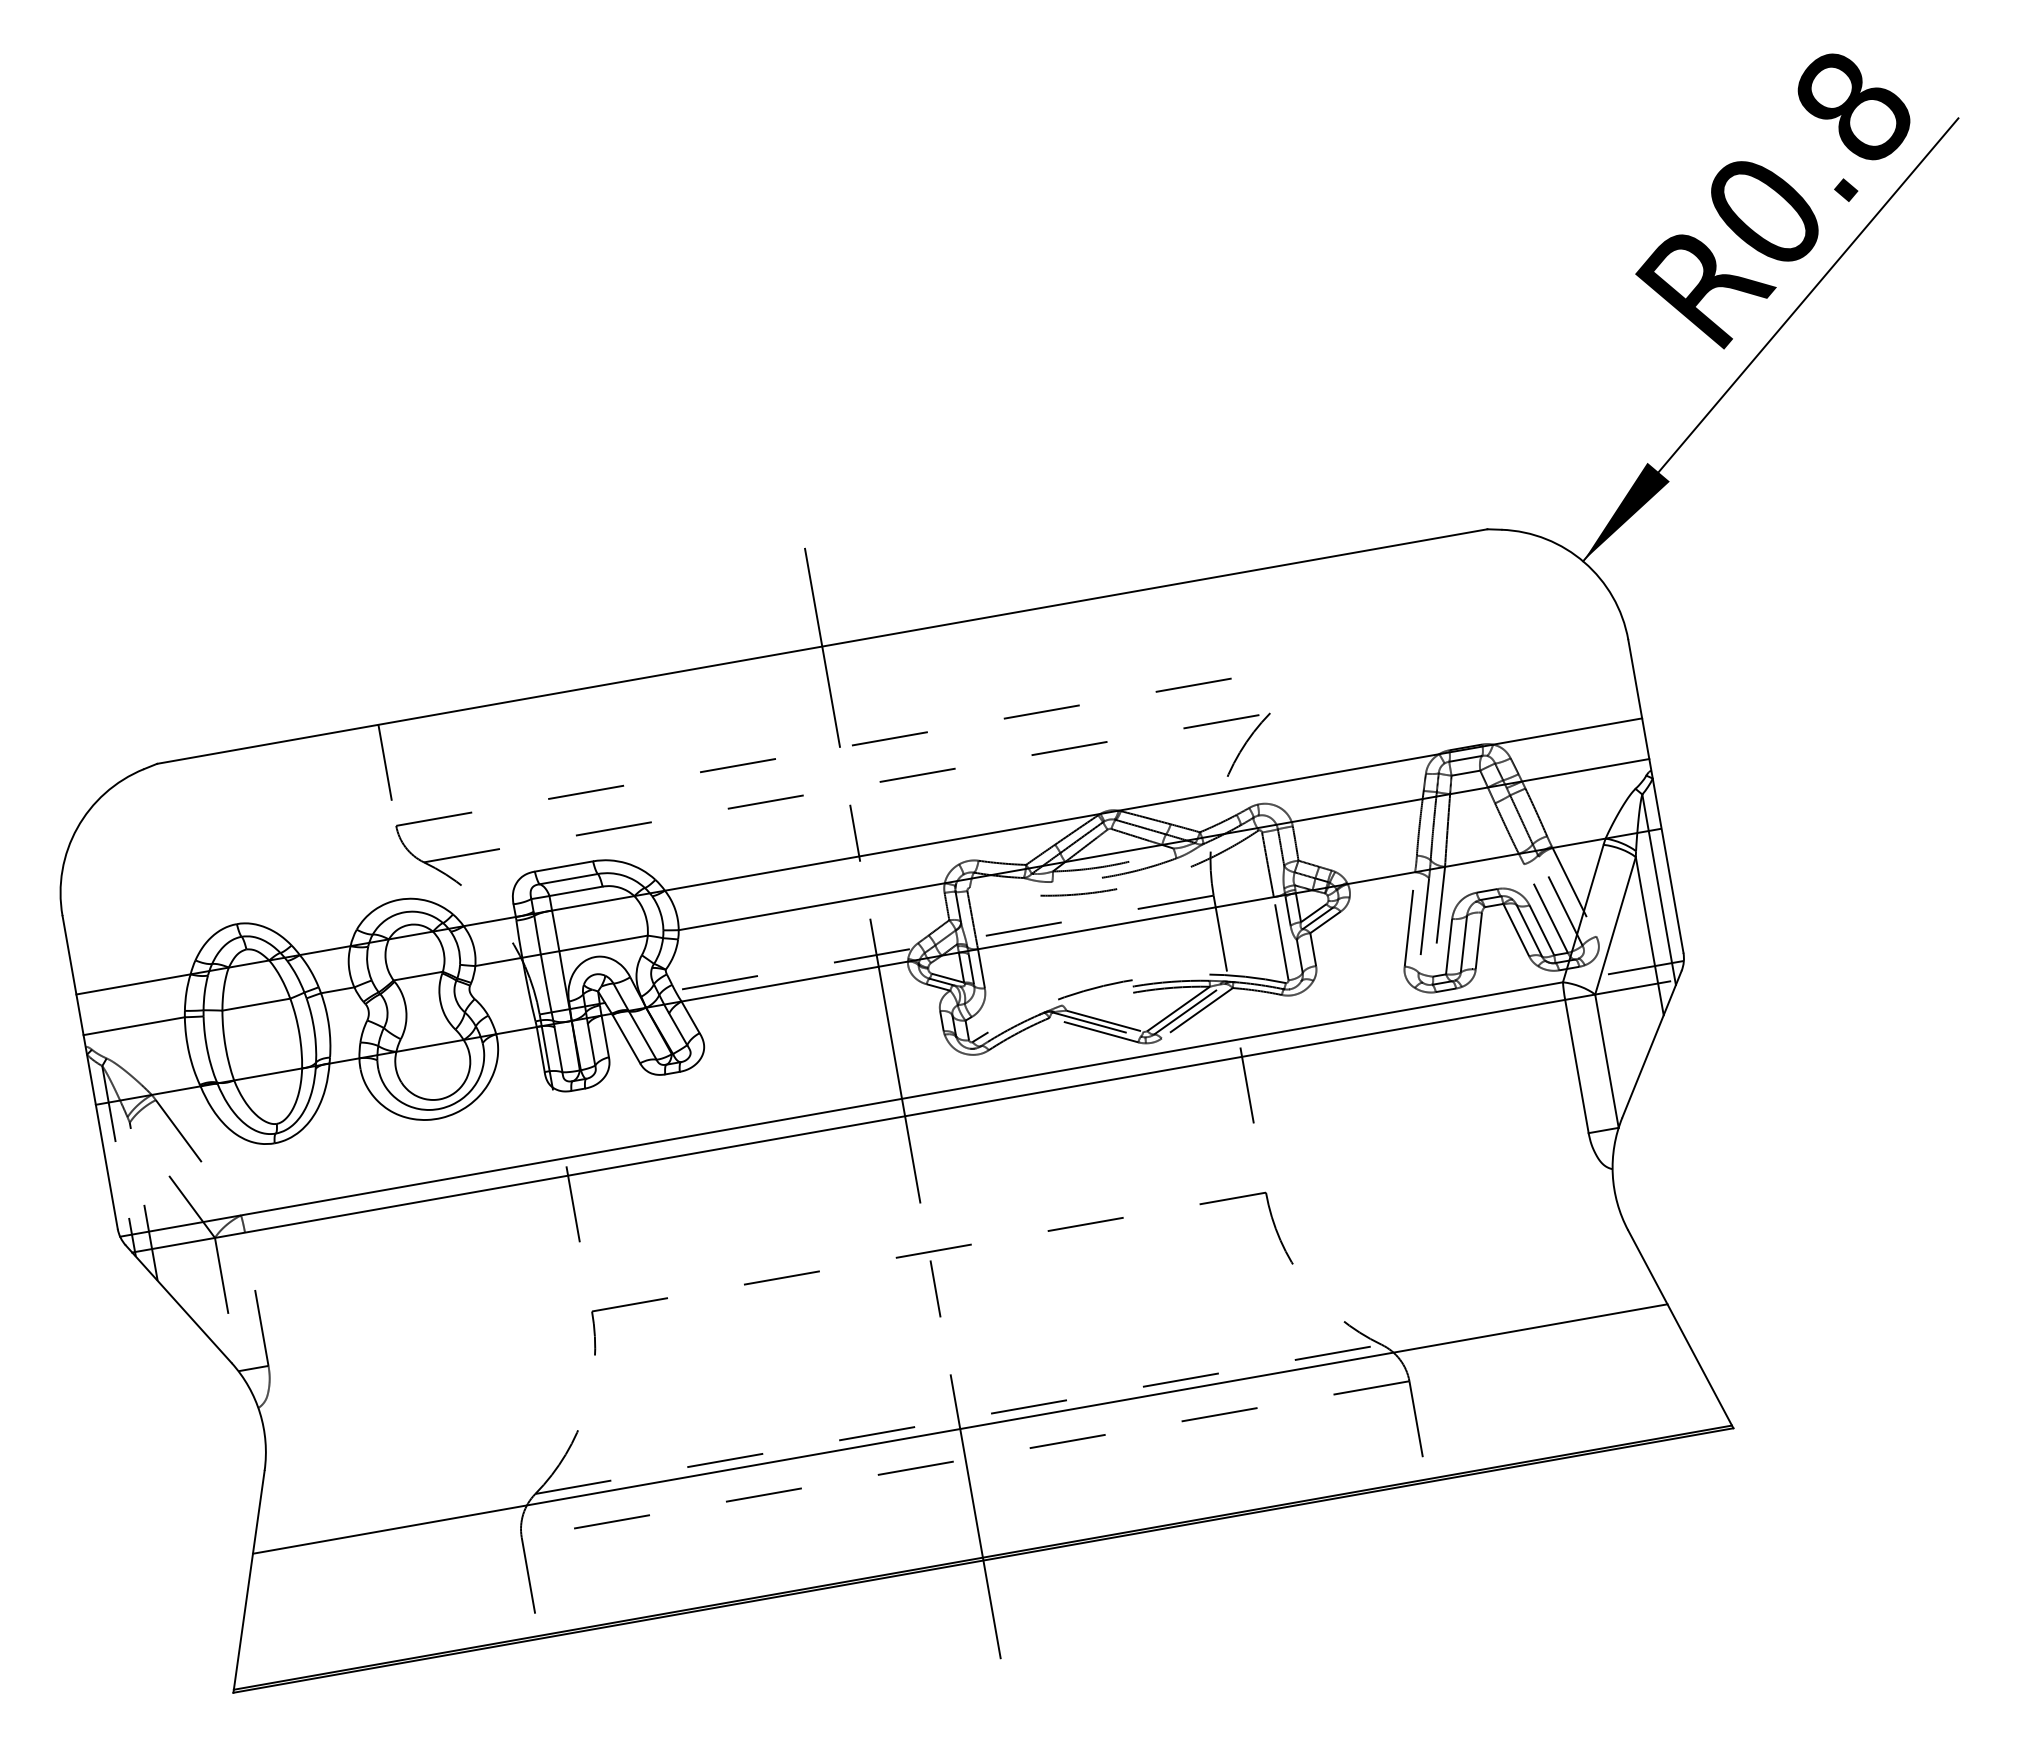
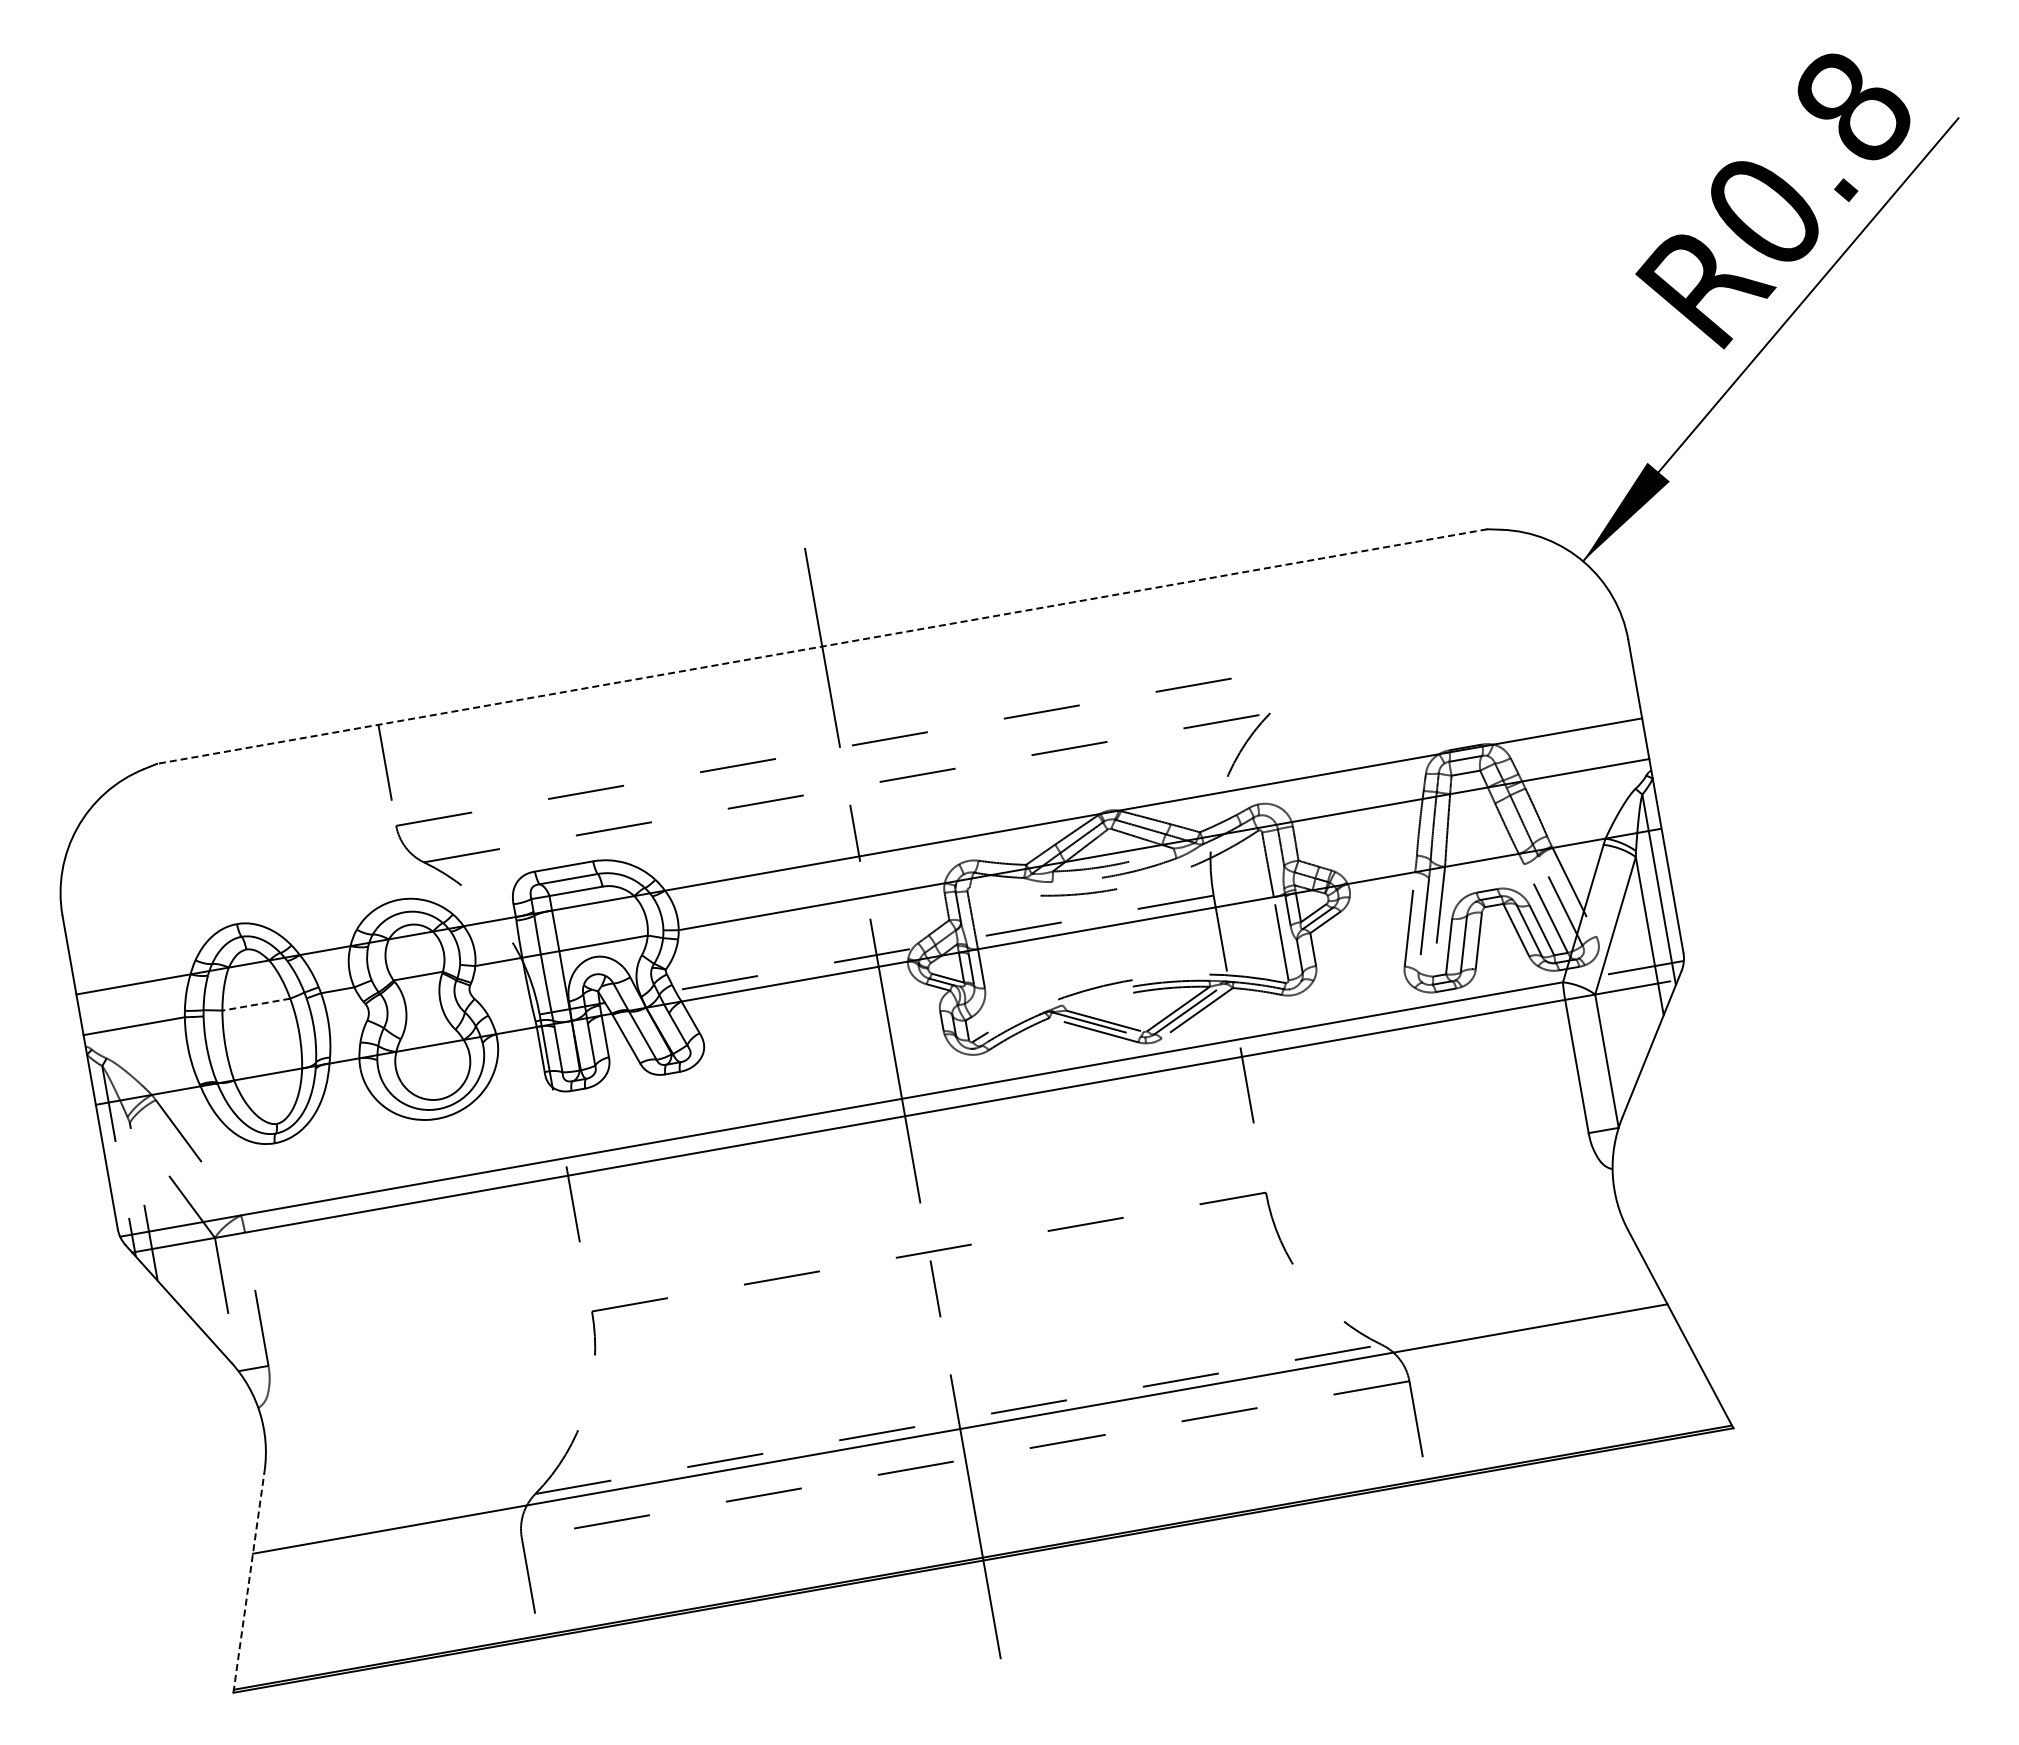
line: solid -> dashed (821, 646)
line: solid -> dashed (255, 1004)
line: solid -> dashed (249, 1581)
